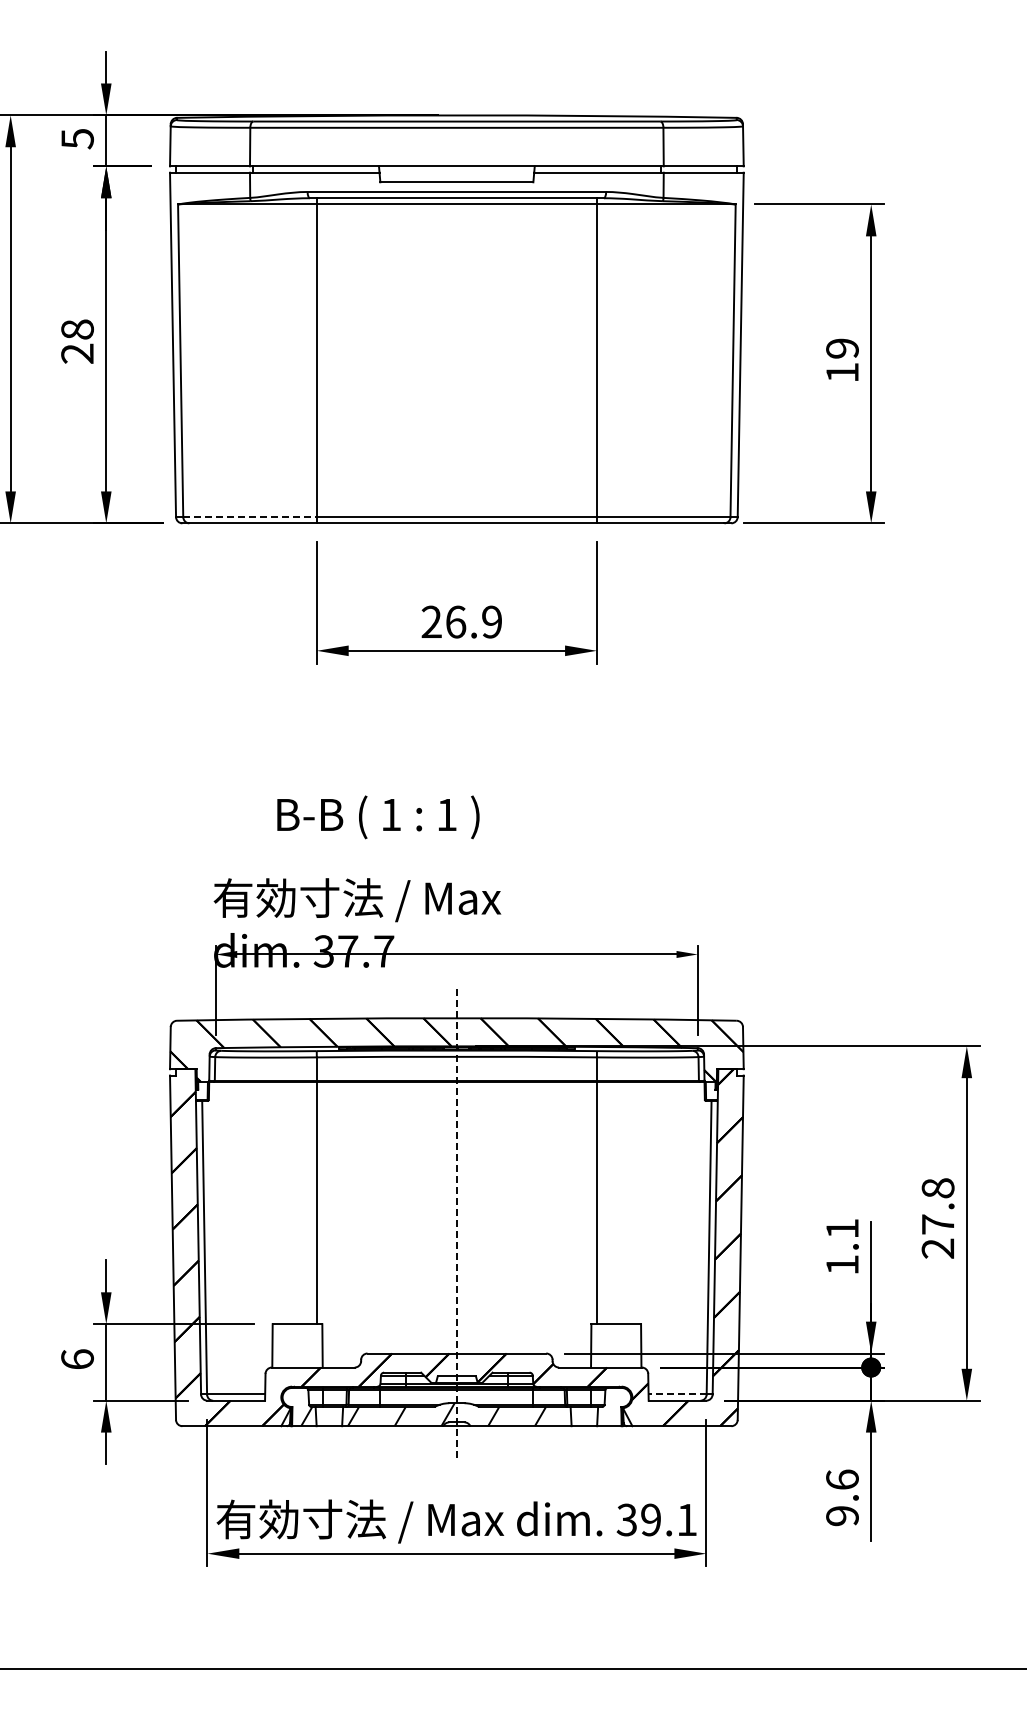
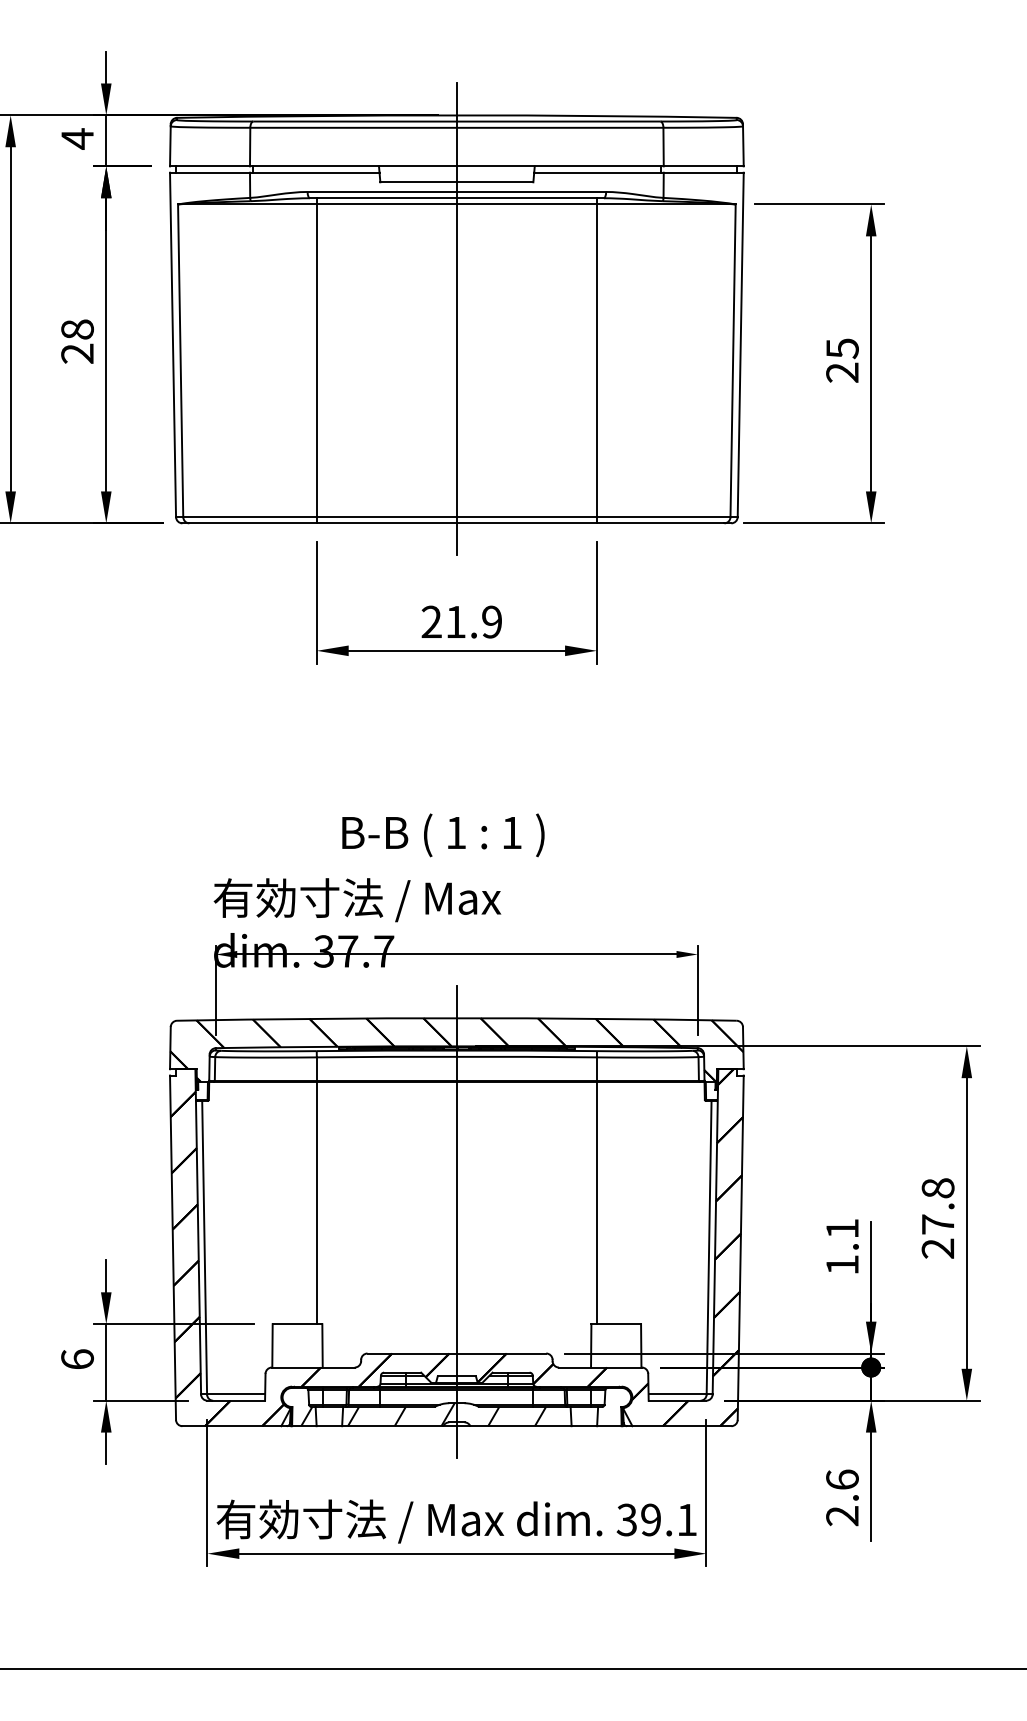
text: 5 -> 4 (77, 138)
line: none -> present (456, 319)
text: 19 -> 25 (842, 360)
line: dashed -> solid (250, 517)
text: 26.9 -> 21.9 (456, 621)
text position: (378, 817) -> (443, 835) (443, 835)
line: dashed -> solid (456, 1222)
line: dashed -> solid (677, 1394)
text: 9.6 -> 2.6 (842, 1516)
